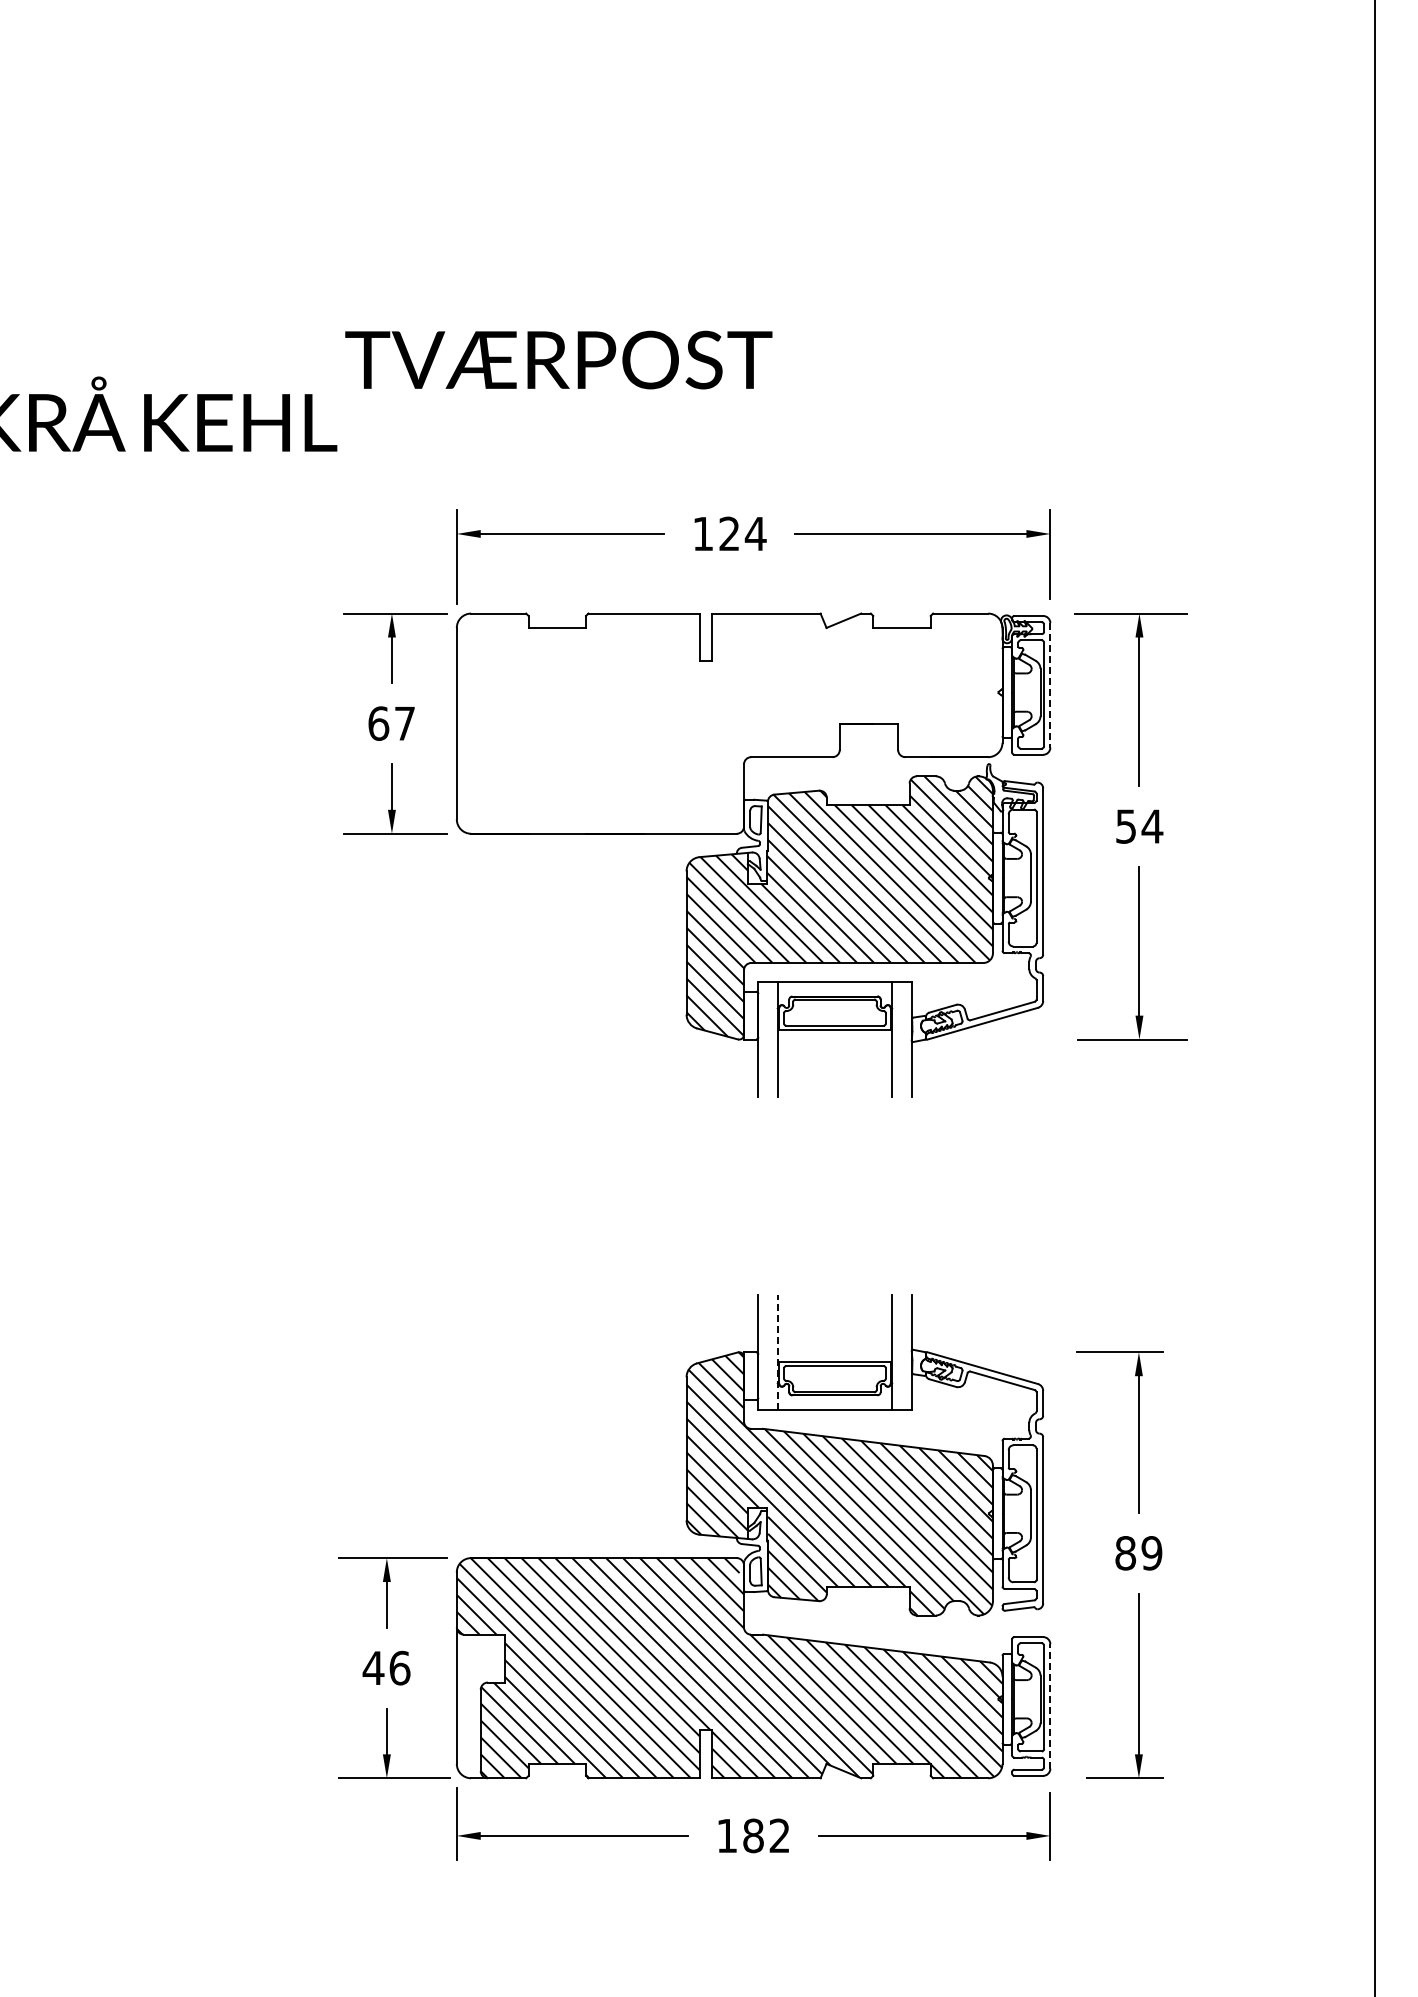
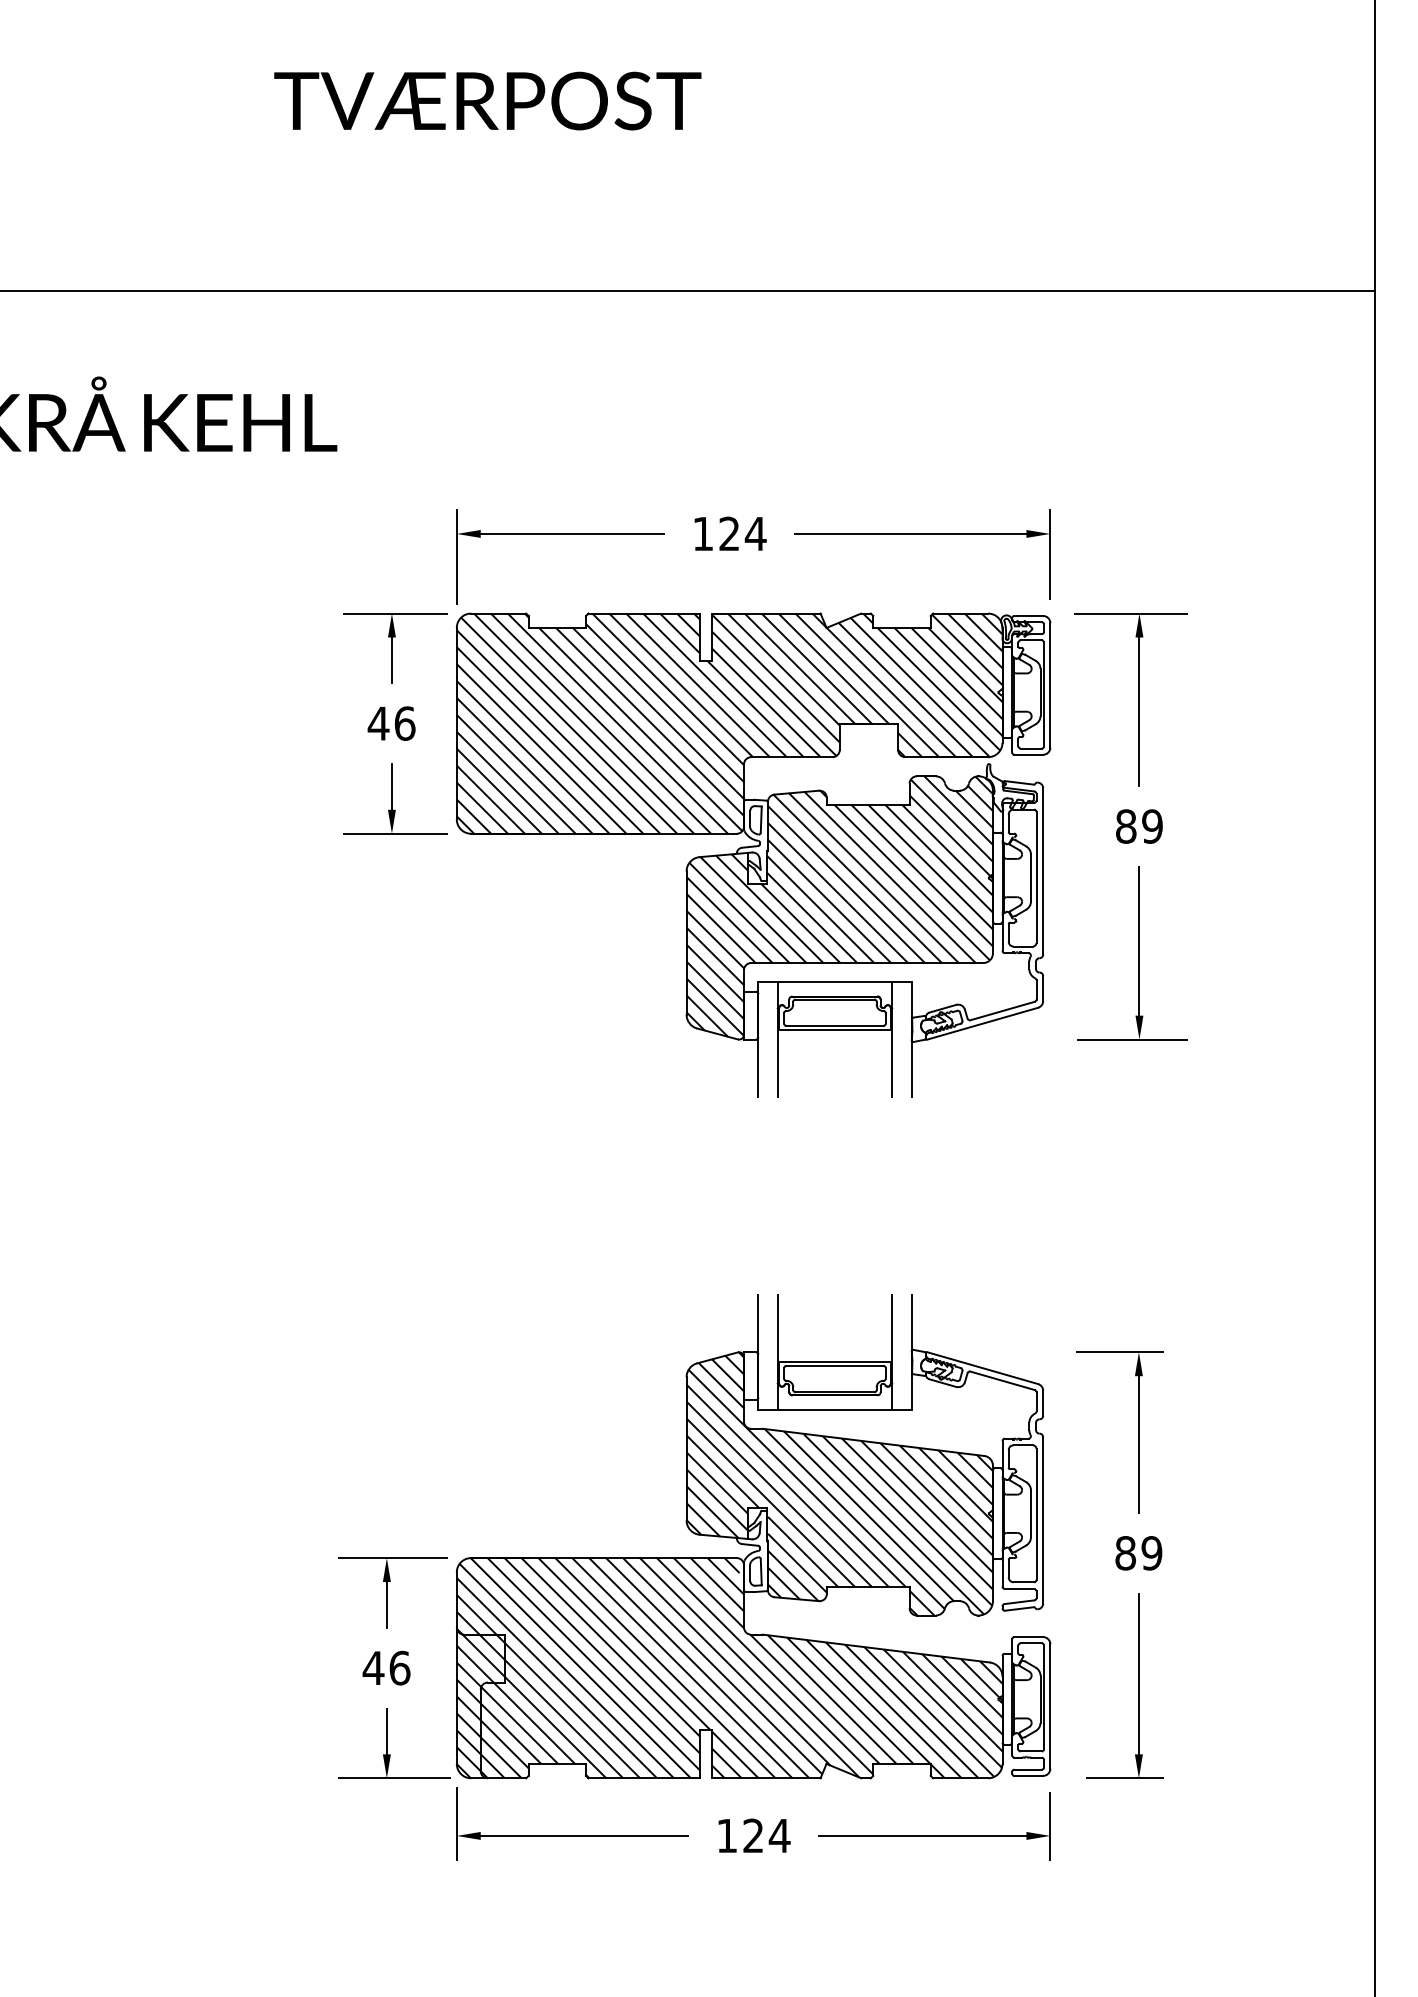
line: none -> present (688, 290)
text position: (558, 359) -> (487, 100) (487, 100)
line: dashed -> solid (1050, 685)
text: 67 -> 46 (391, 723)
hatch: none -> present (729, 723)
text: 54 -> 89 (1139, 826)
line: dashed -> solid (777, 1351)
hatch: none -> present (480, 1703)
line: dashed -> solid (1050, 1705)
text: 182 -> 124 (766, 1835)
